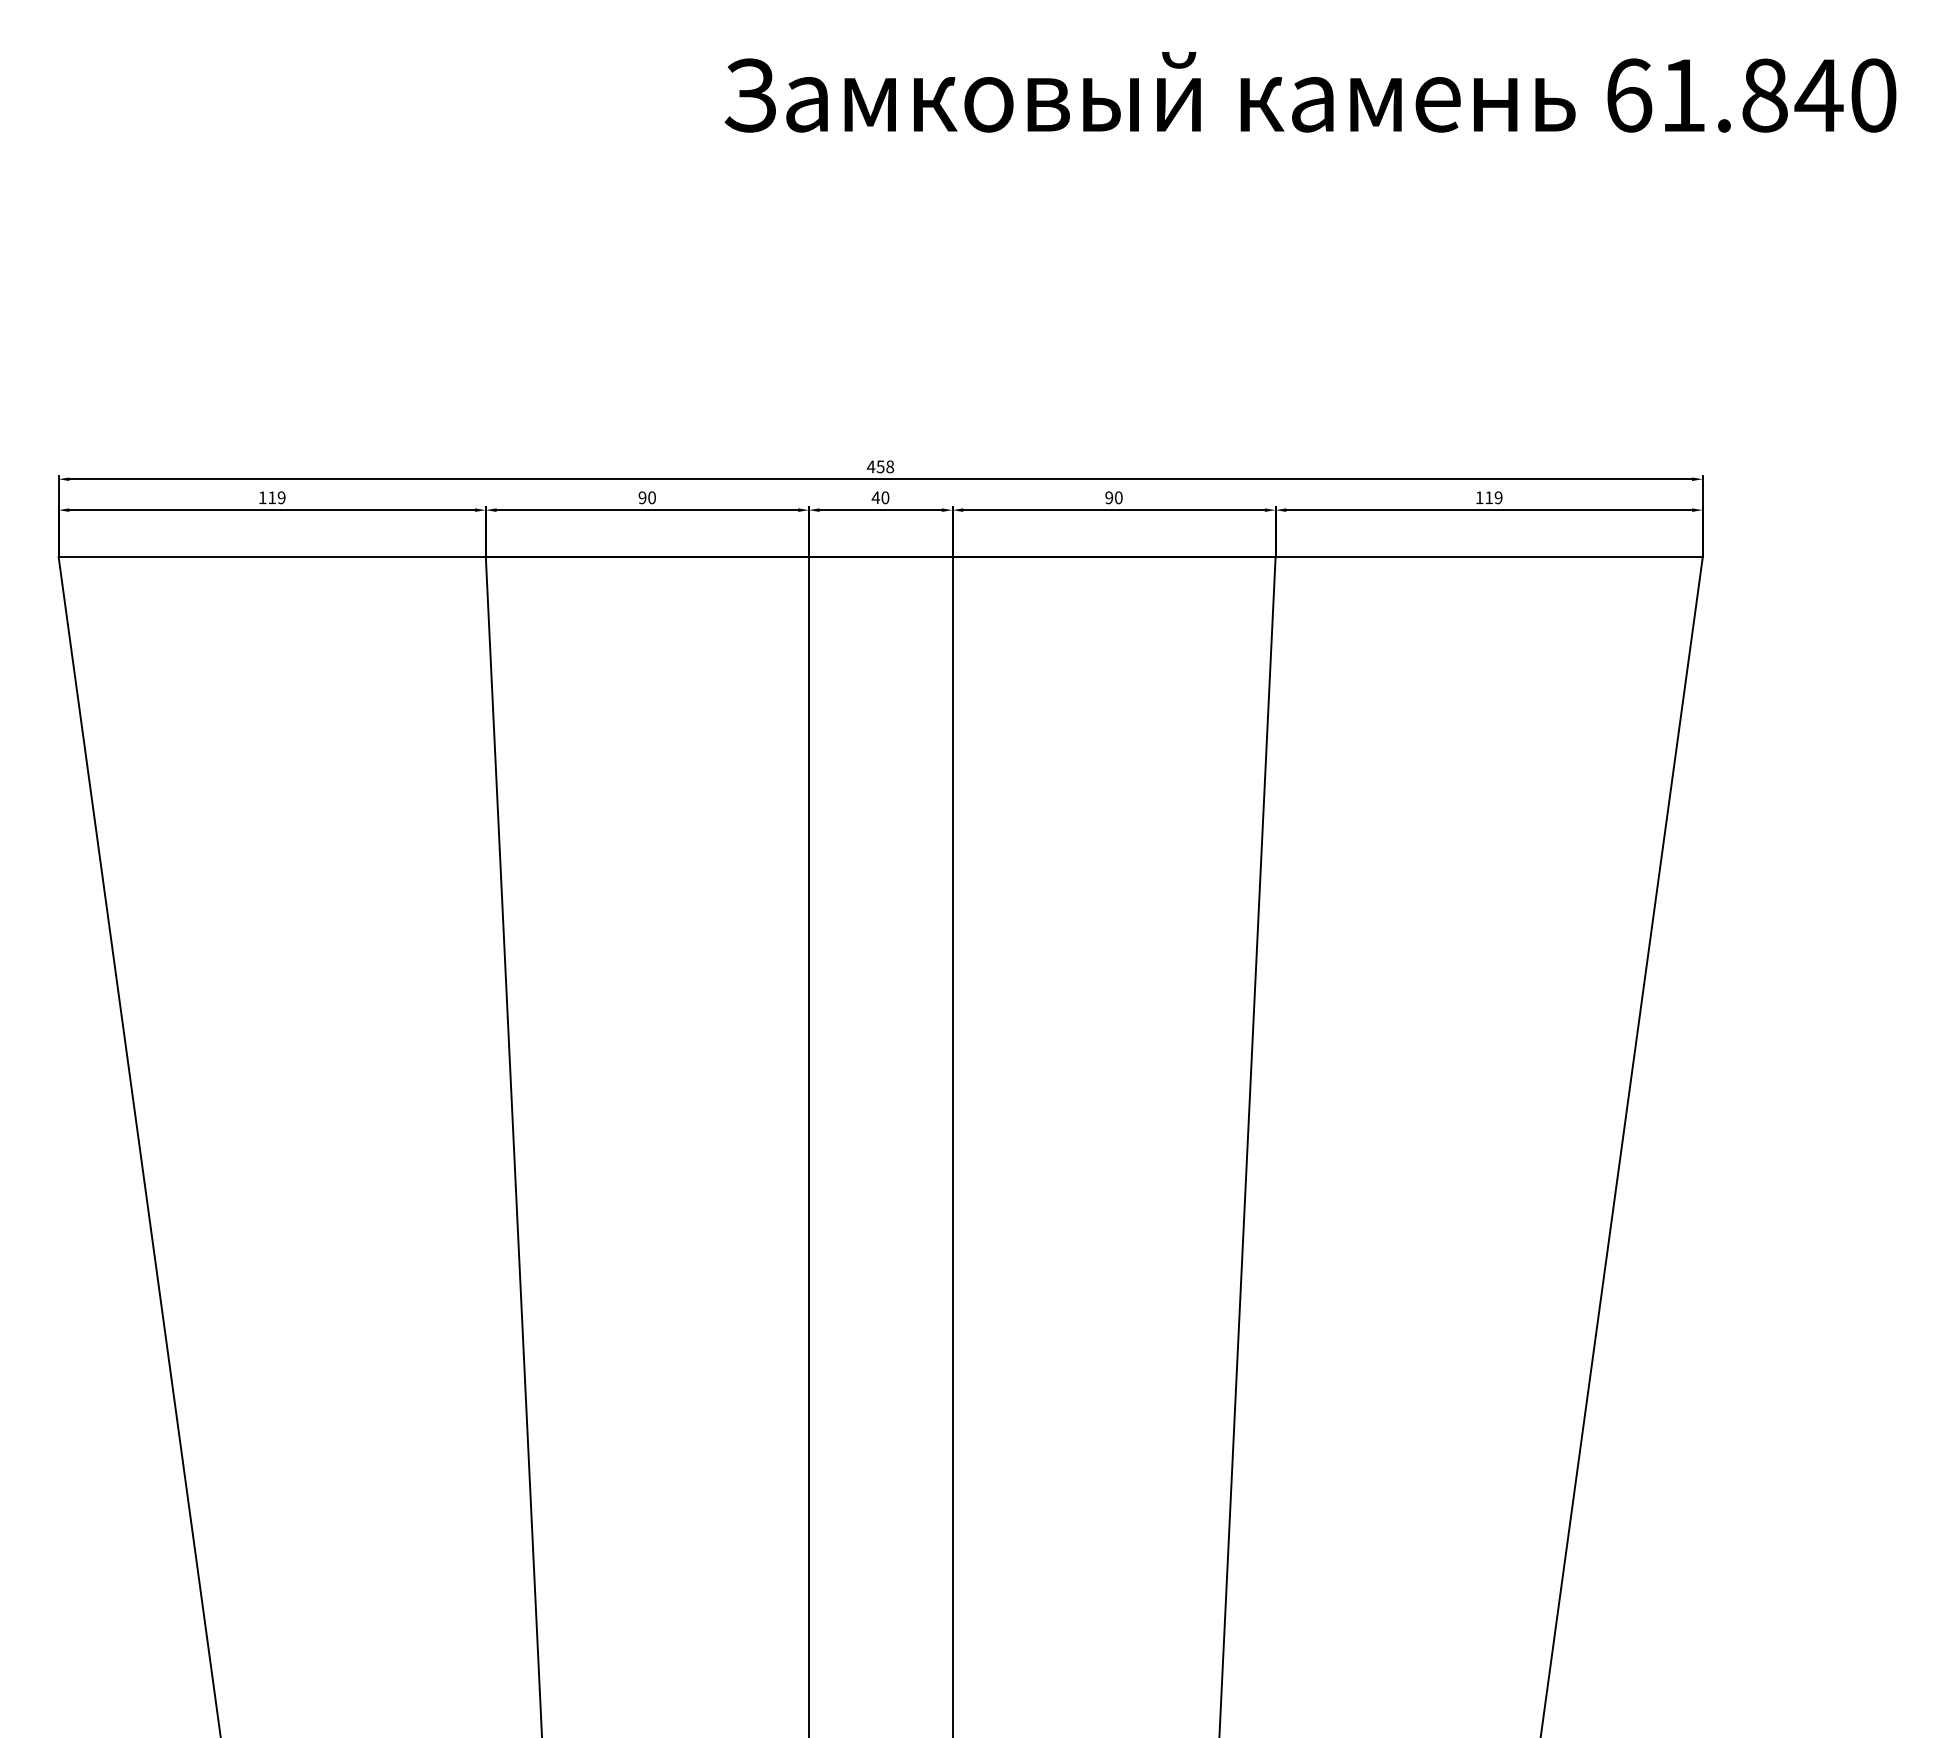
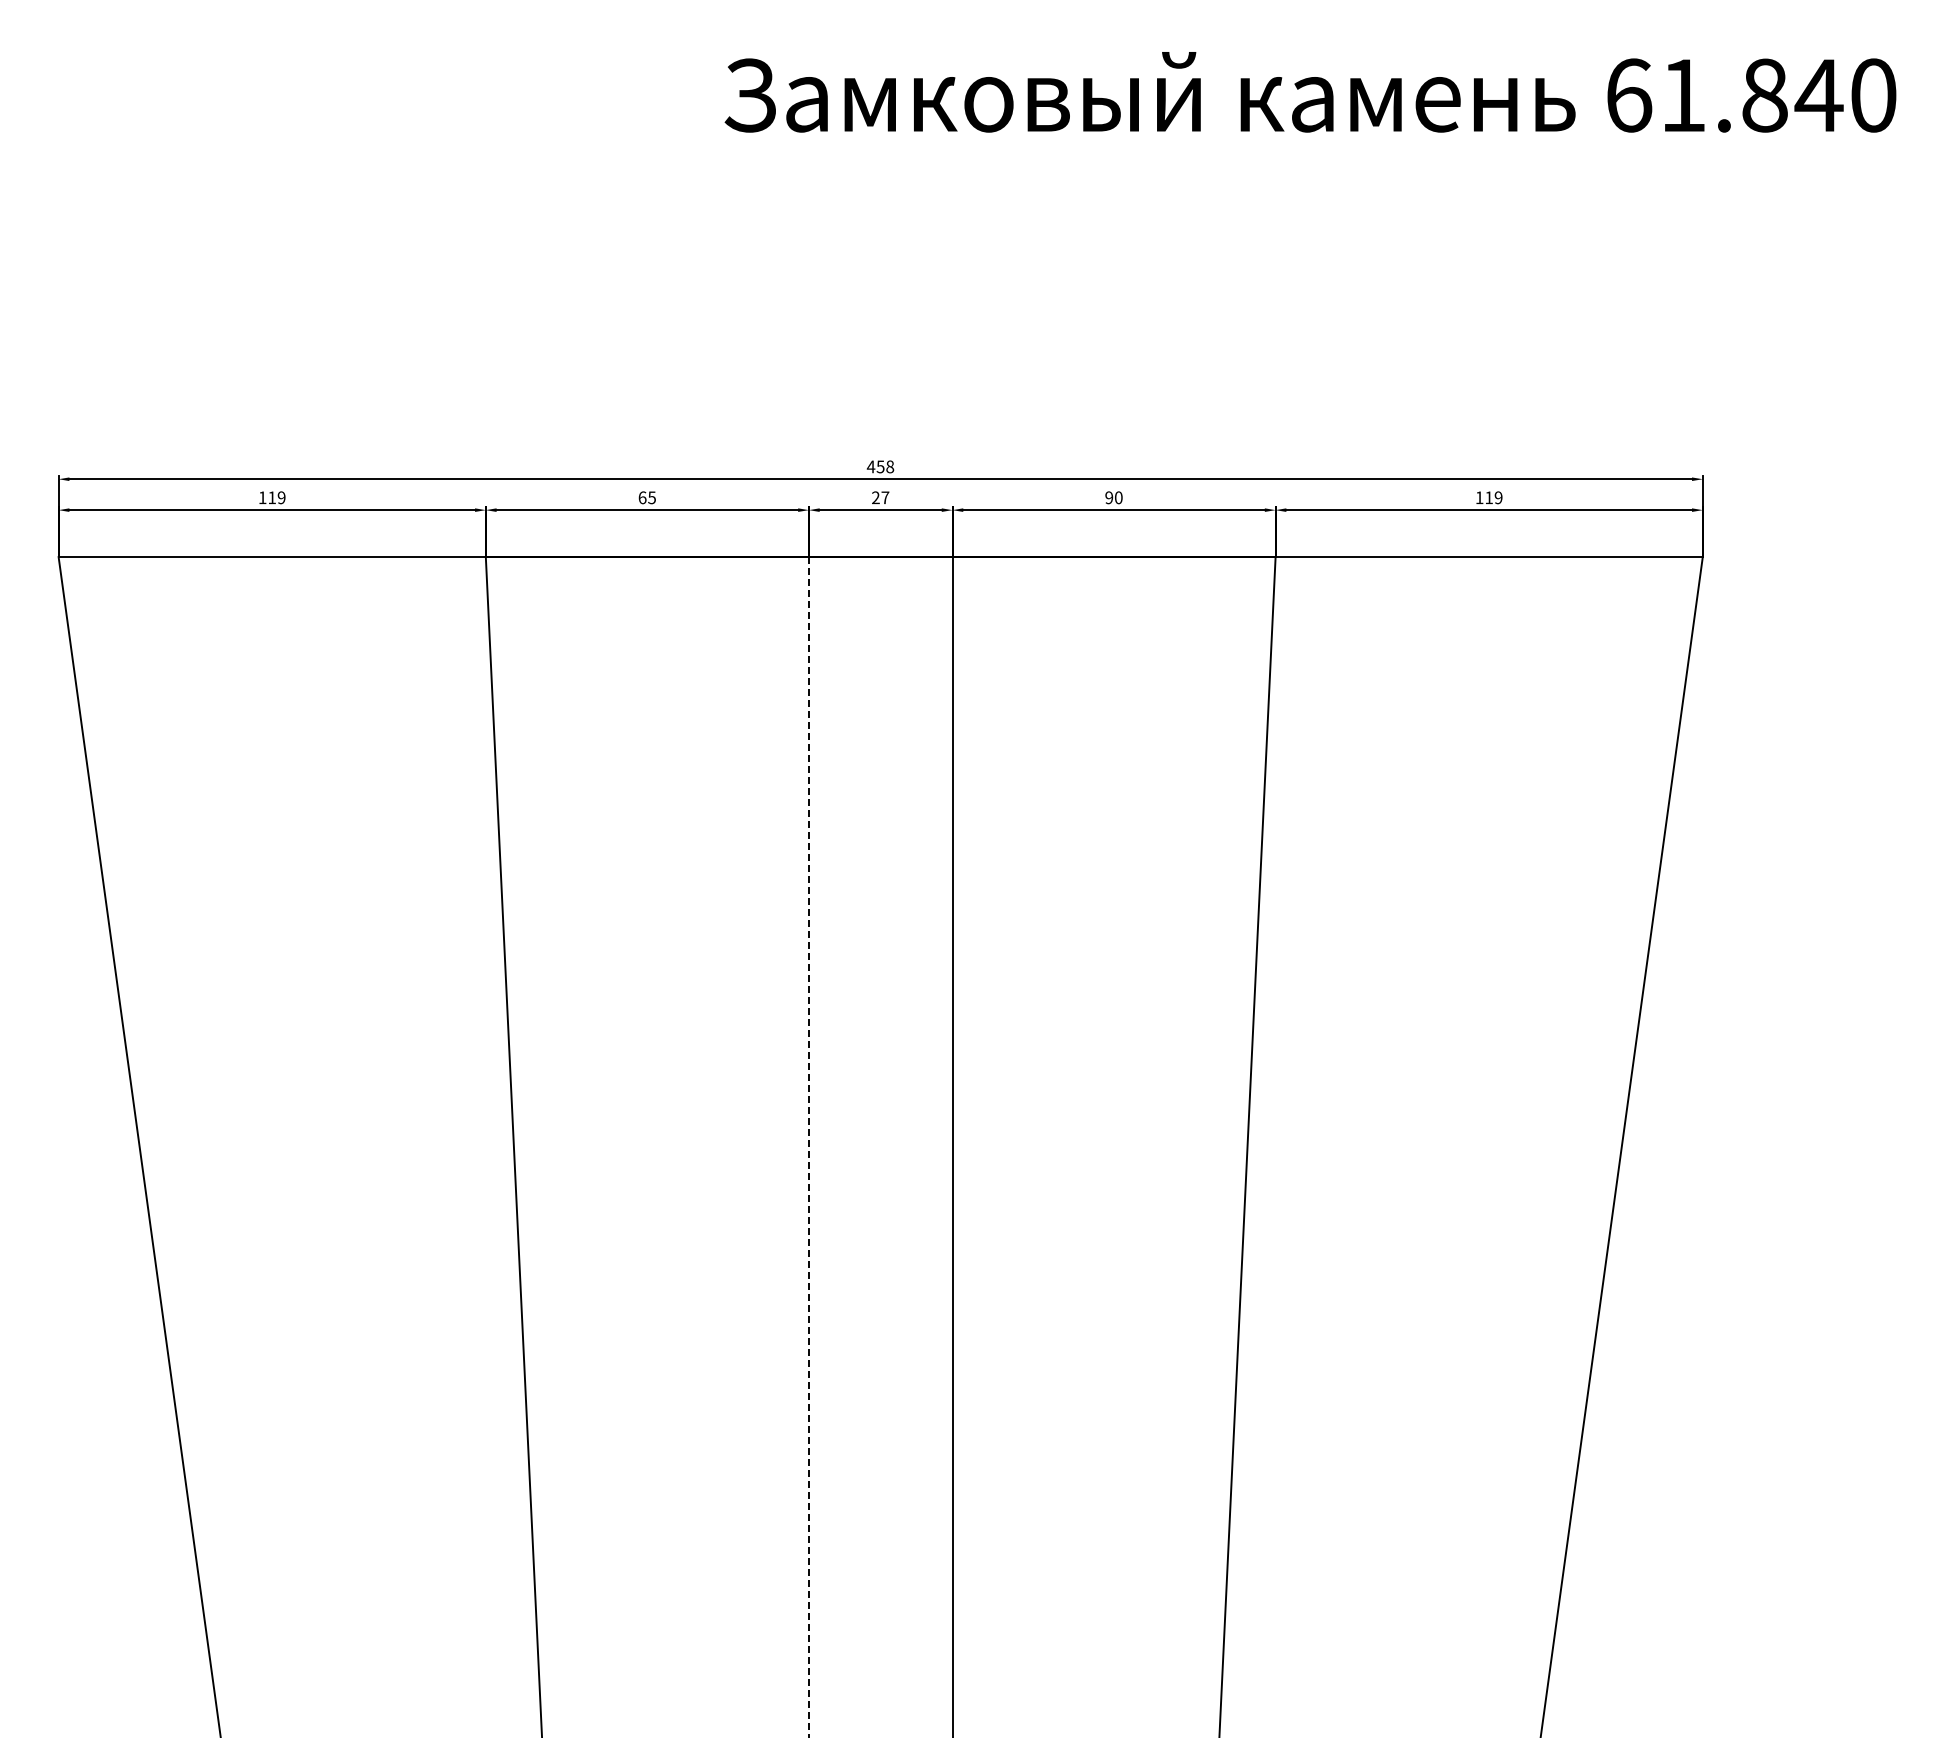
text: 90 -> 65 (646, 497)
text: 40 -> 27 (880, 497)
line: solid -> dashed (808, 1147)
